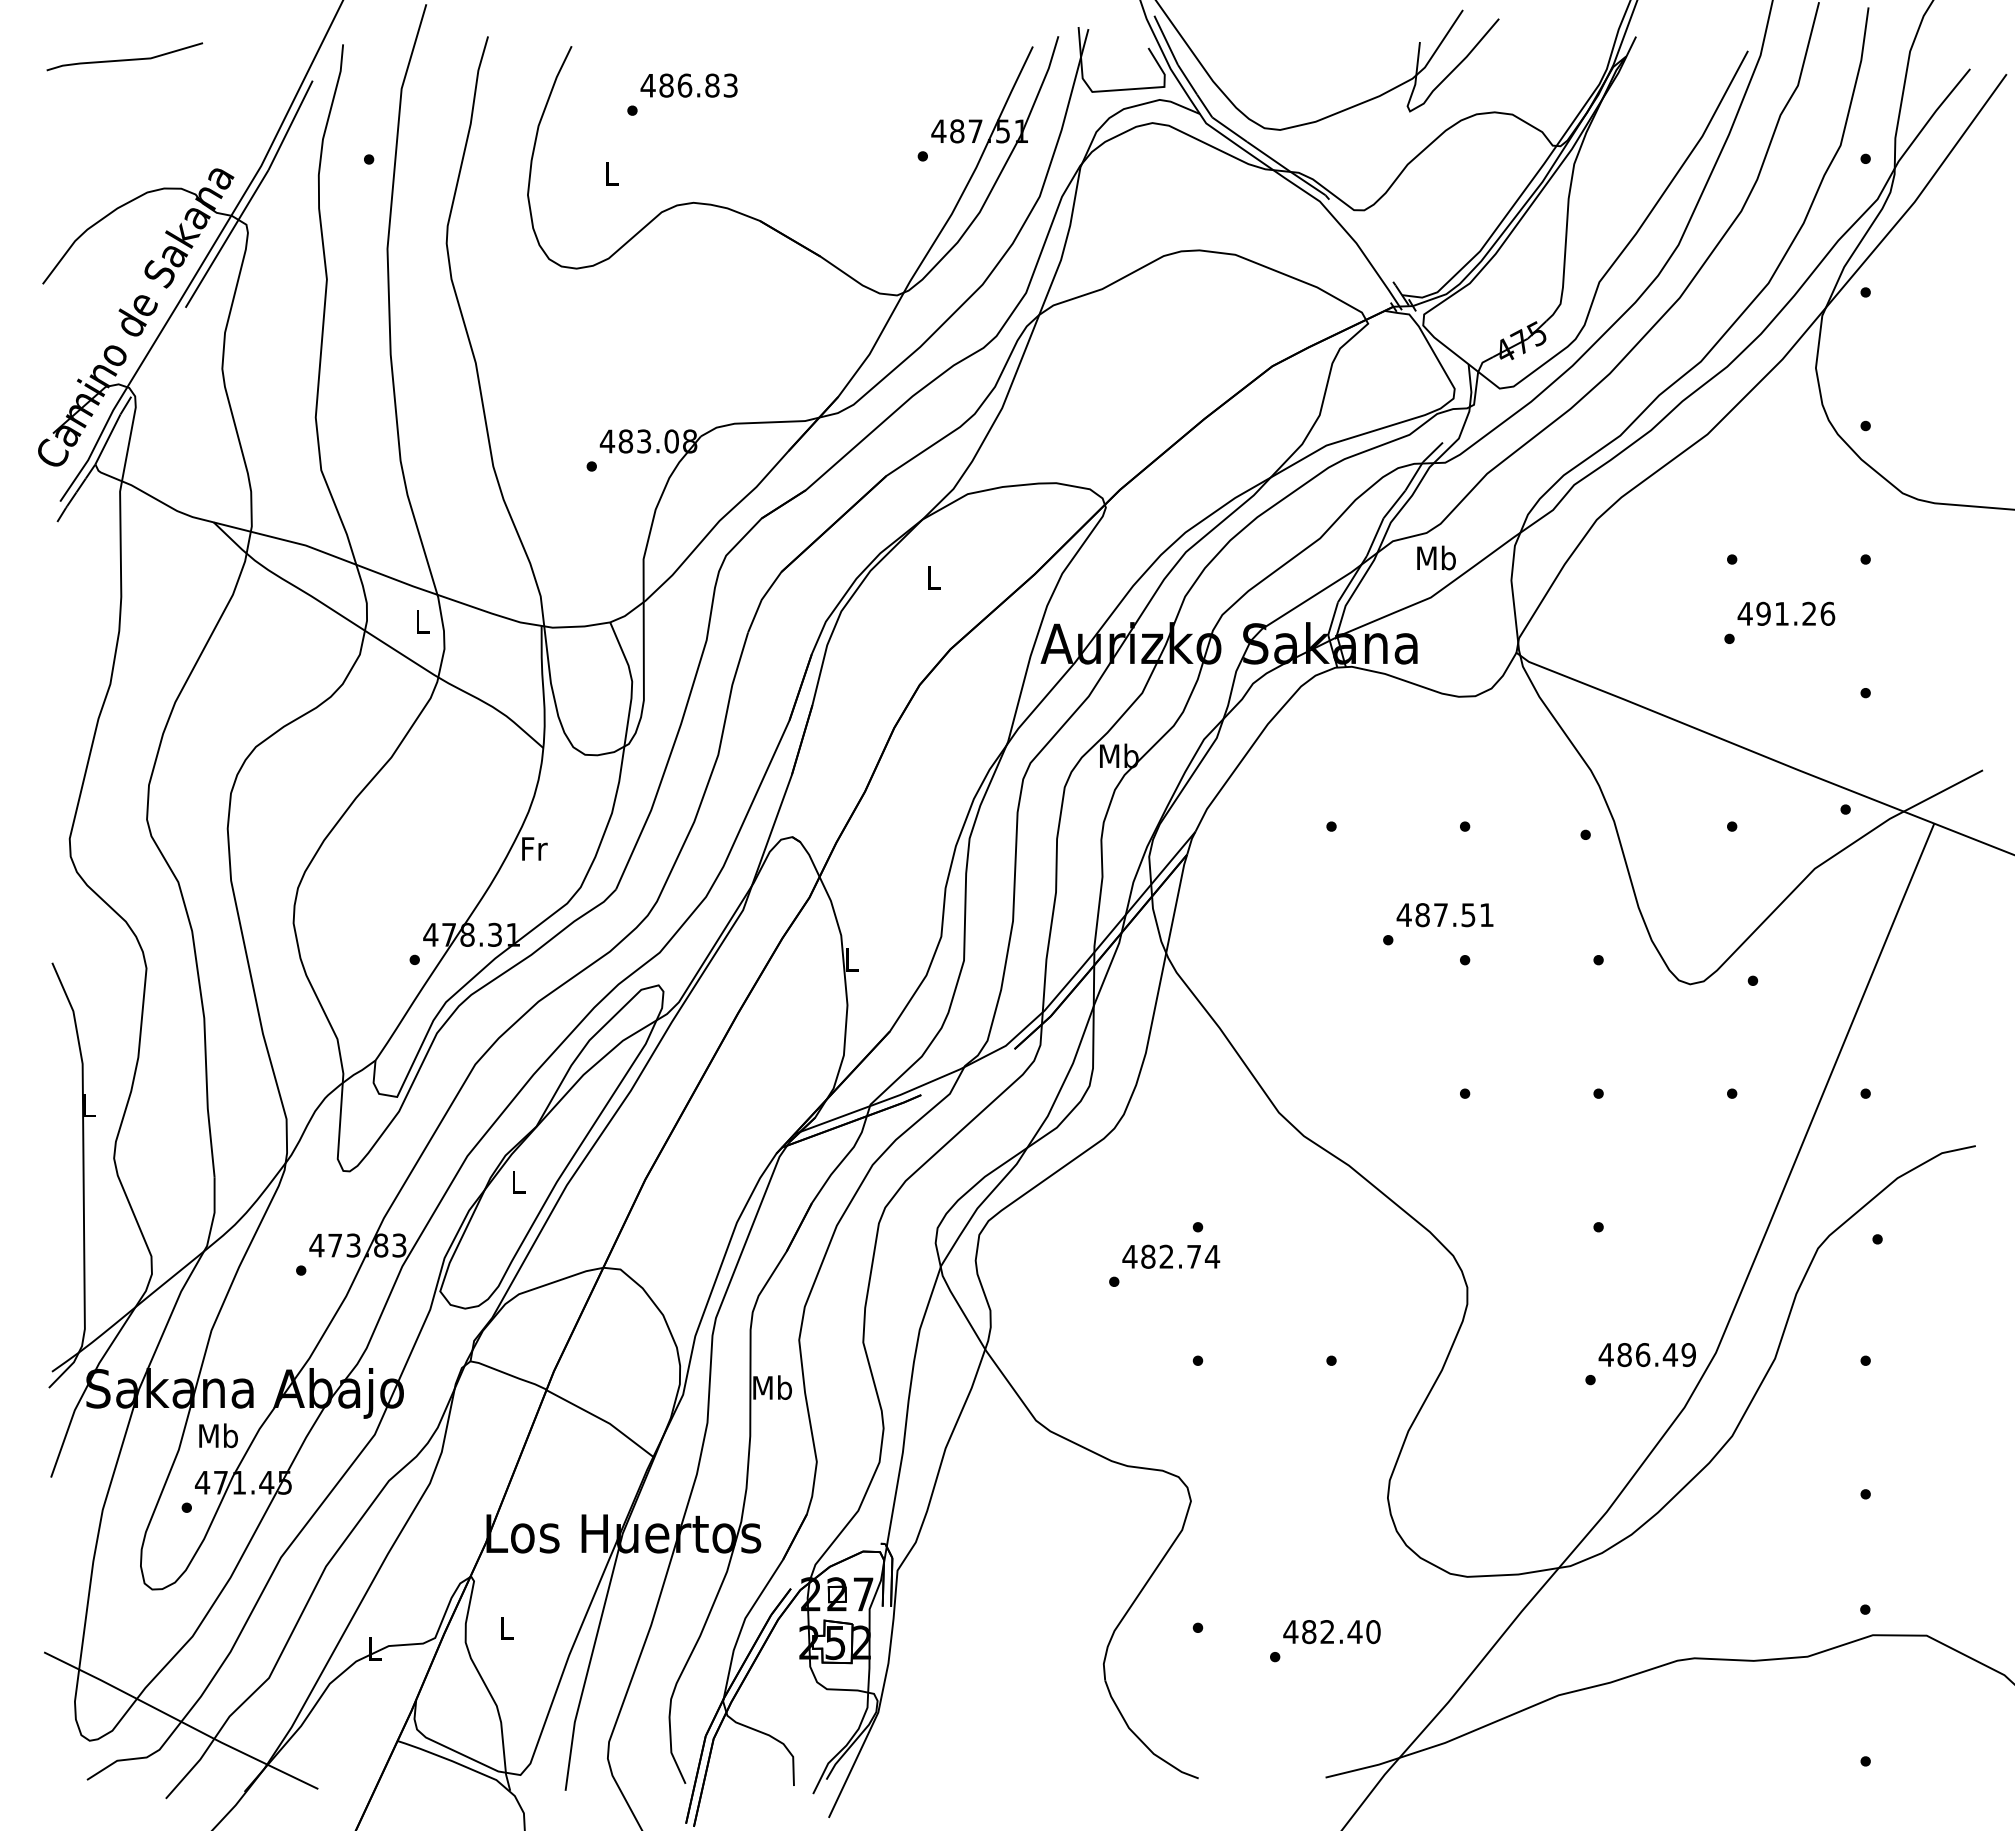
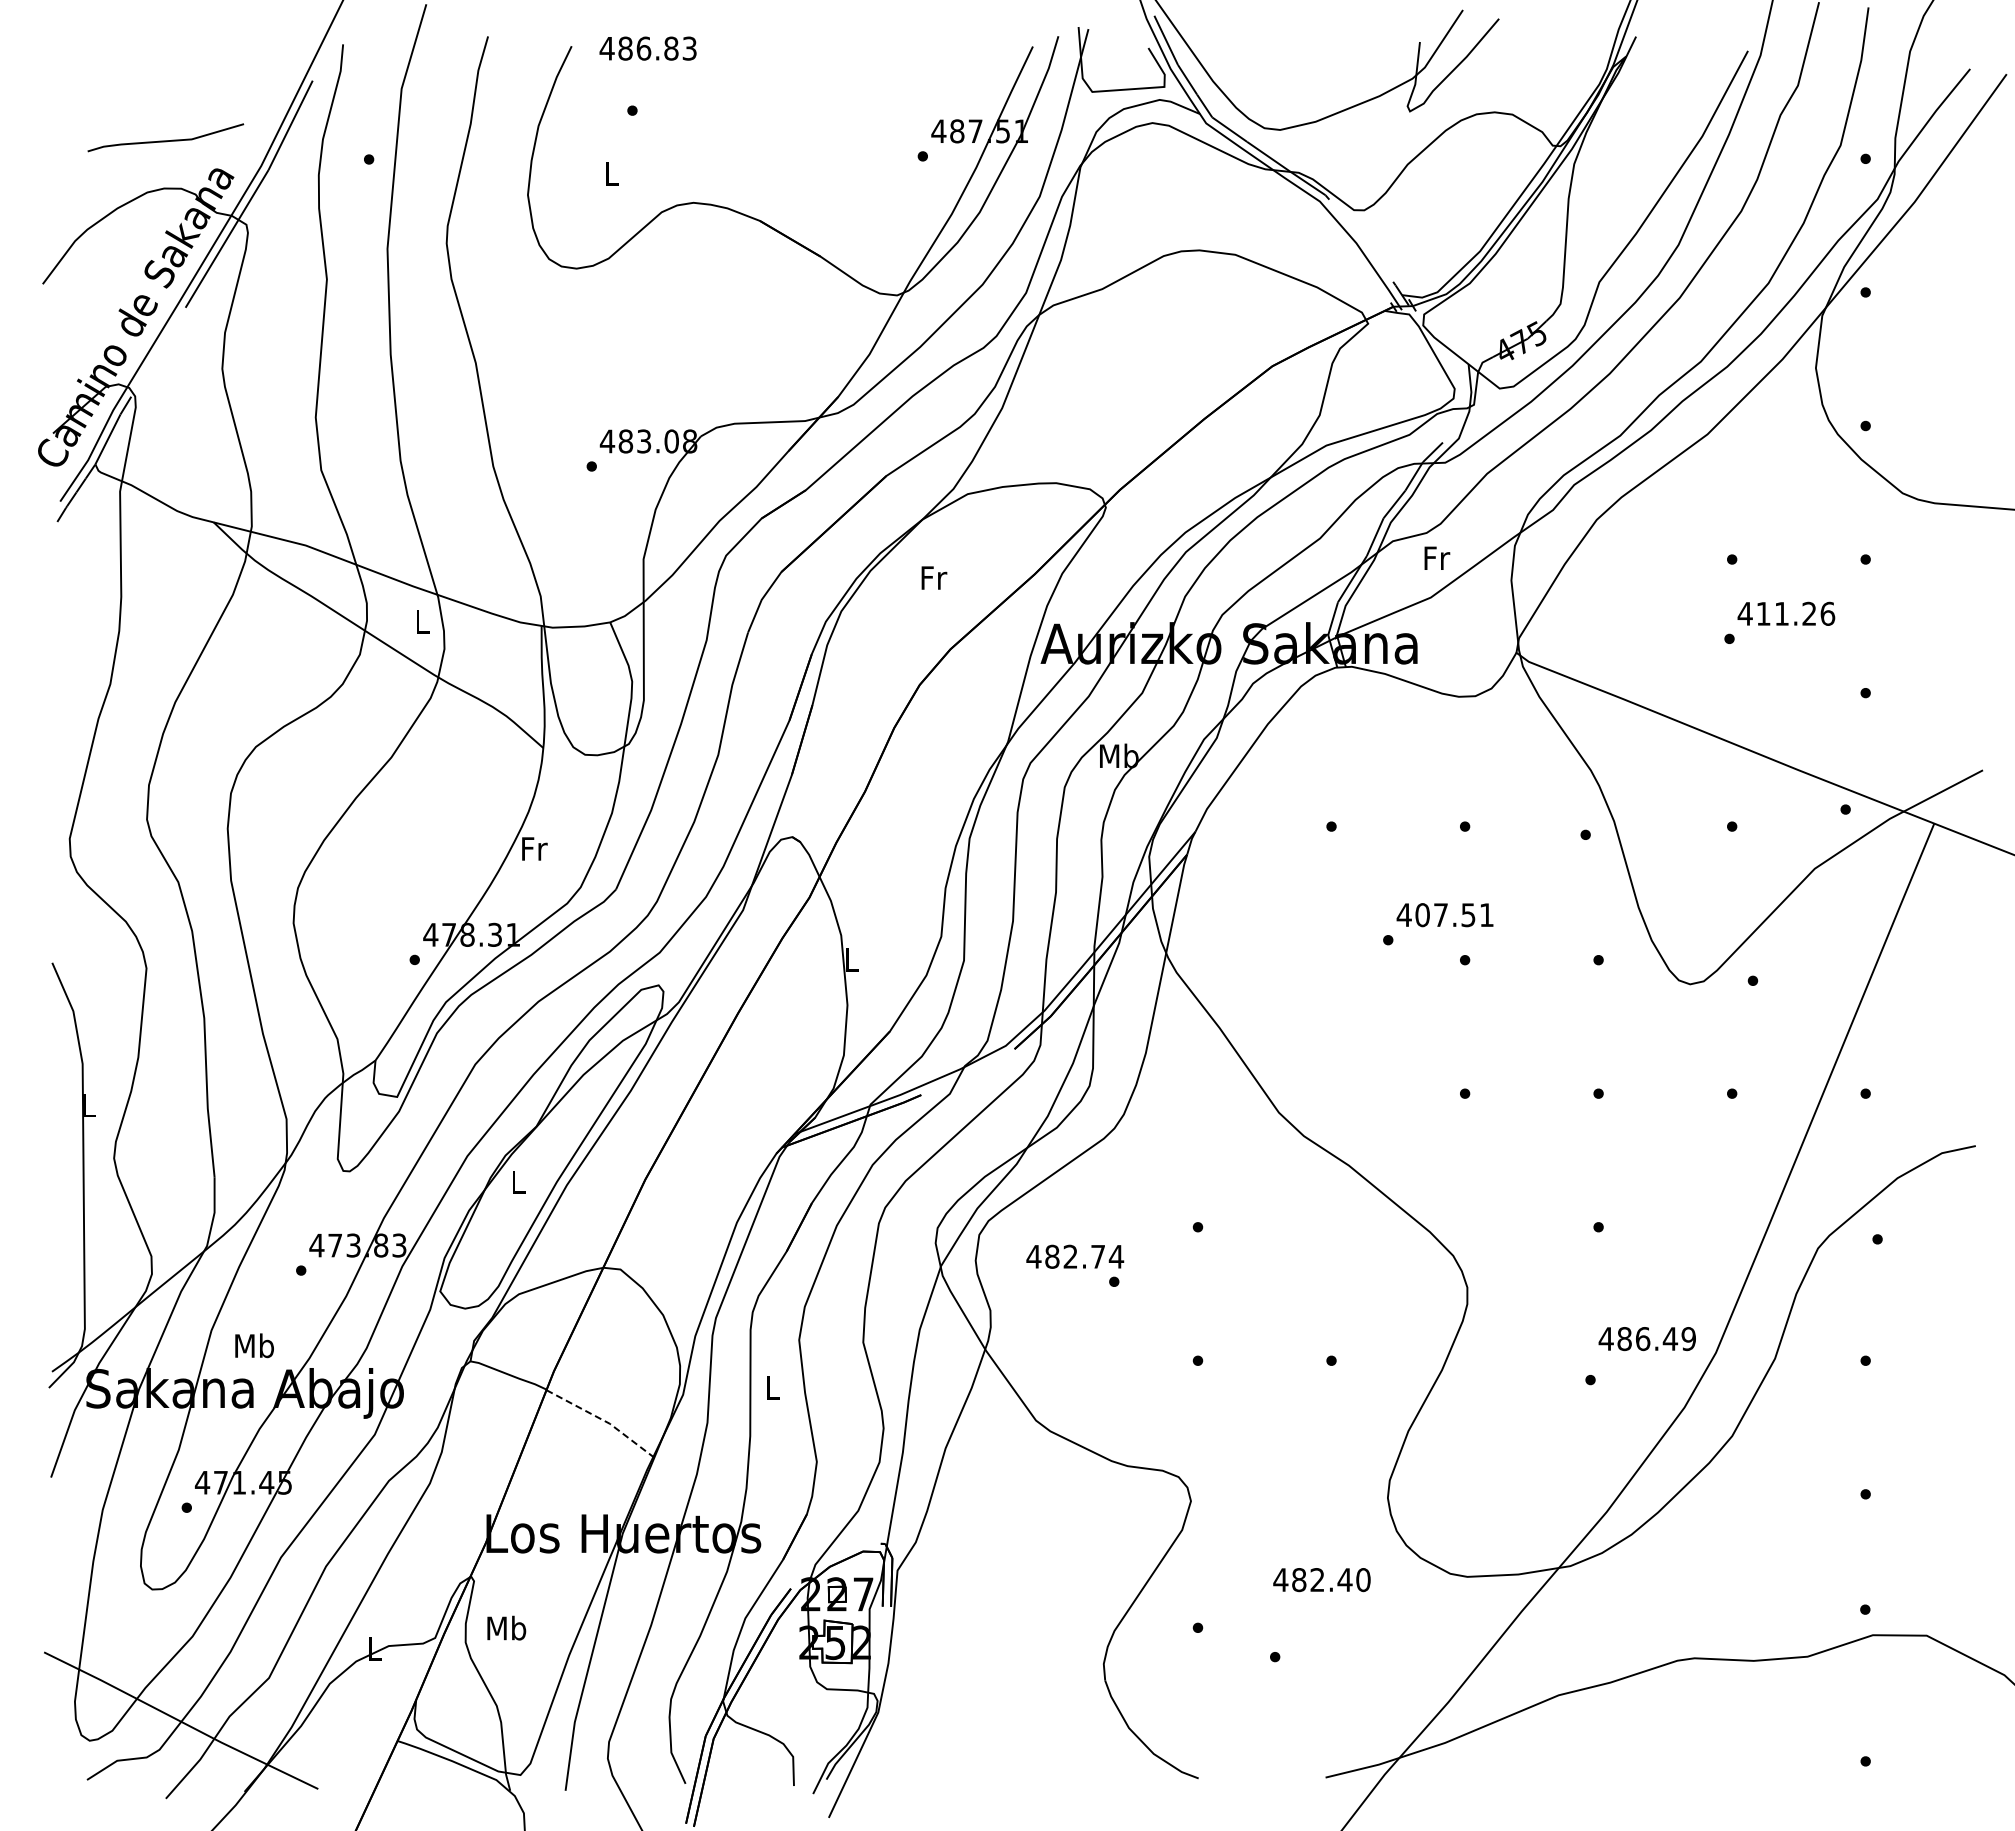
line position: (124, 59) -> (165, 140) (165, 140)
text position: (688, 85) -> (647, 48) (647, 48)
text: Mb -> Fr (1436, 557)
text: L -> Fr (934, 577)
text: 491.26 -> 411.26 (1763, 613)
text: 487.51 -> 407.51 (1422, 914)
text position: (1171, 1256) -> (1075, 1256) (1075, 1256)
text position: (1646, 1355) -> (1646, 1339) (1646, 1339)
text: Mb -> L (772, 1387)
line: solid -> dashed (602, 1420)
text position: (218, 1435) -> (254, 1345) (254, 1345)
text: L -> Mb (506, 1627)
text position: (1331, 1632) -> (1321, 1580) (1321, 1580)
